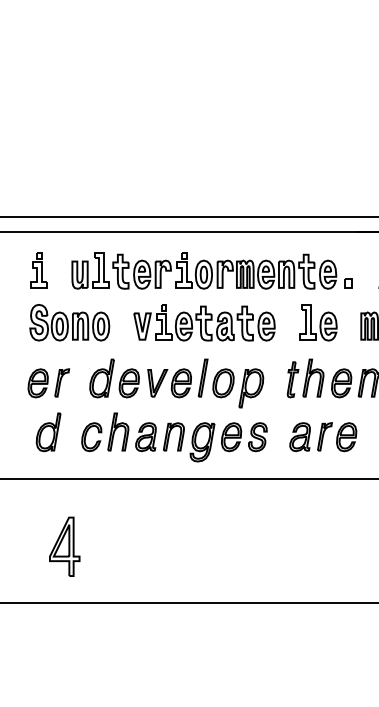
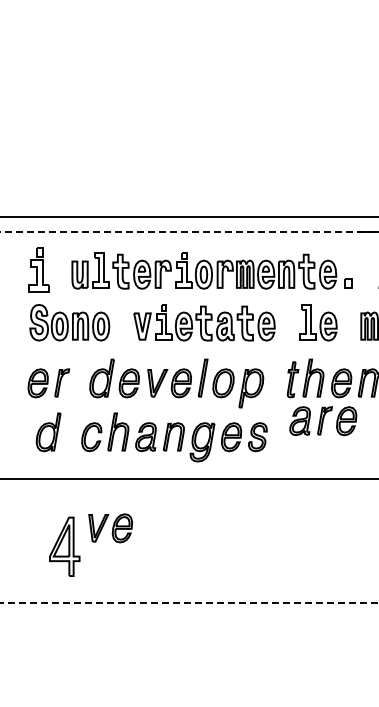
line: solid -> dashed (189, 232)
part size: 18x37 px -> 22x46 px (38, 269)
part position: (323, 437) -> (323, 421) (323, 421)
part: none -> present (110, 528)
line: solid -> dashed (189, 603)
